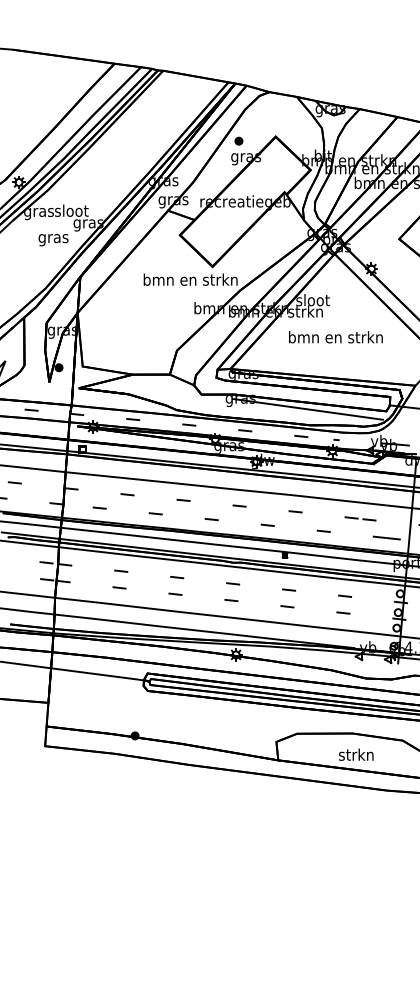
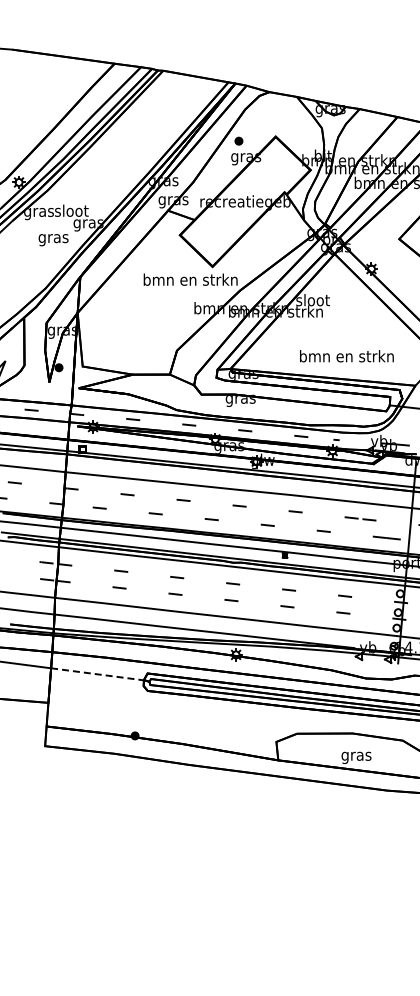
text position: (335, 337) -> (346, 356) (346, 356)
line: present -> none (307, 408)
line: solid -> dashed (100, 674)
text: strkn -> gras (356, 756)
